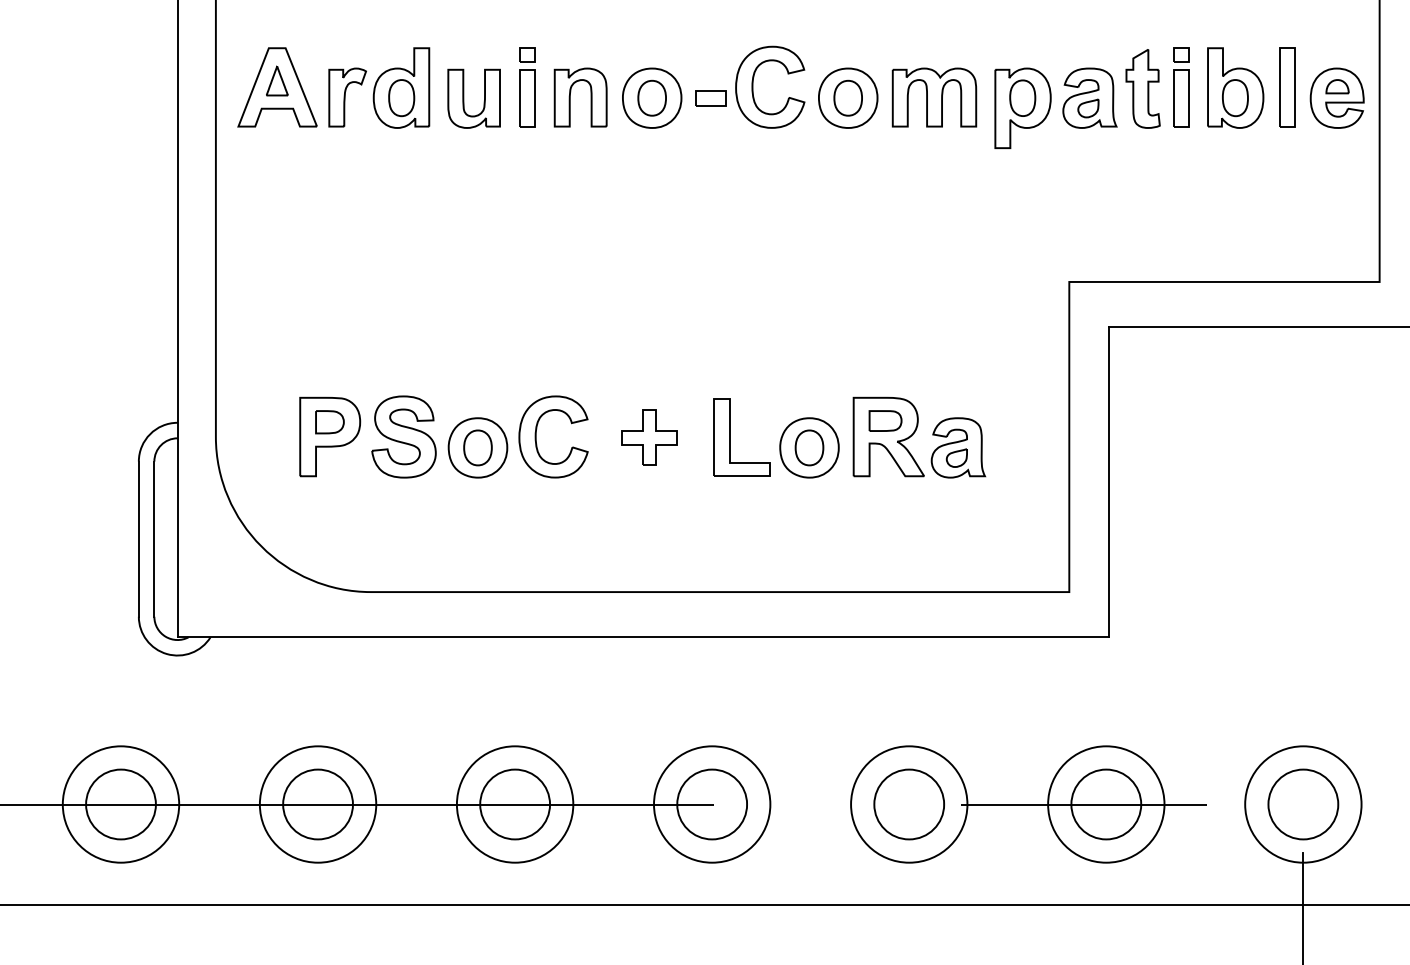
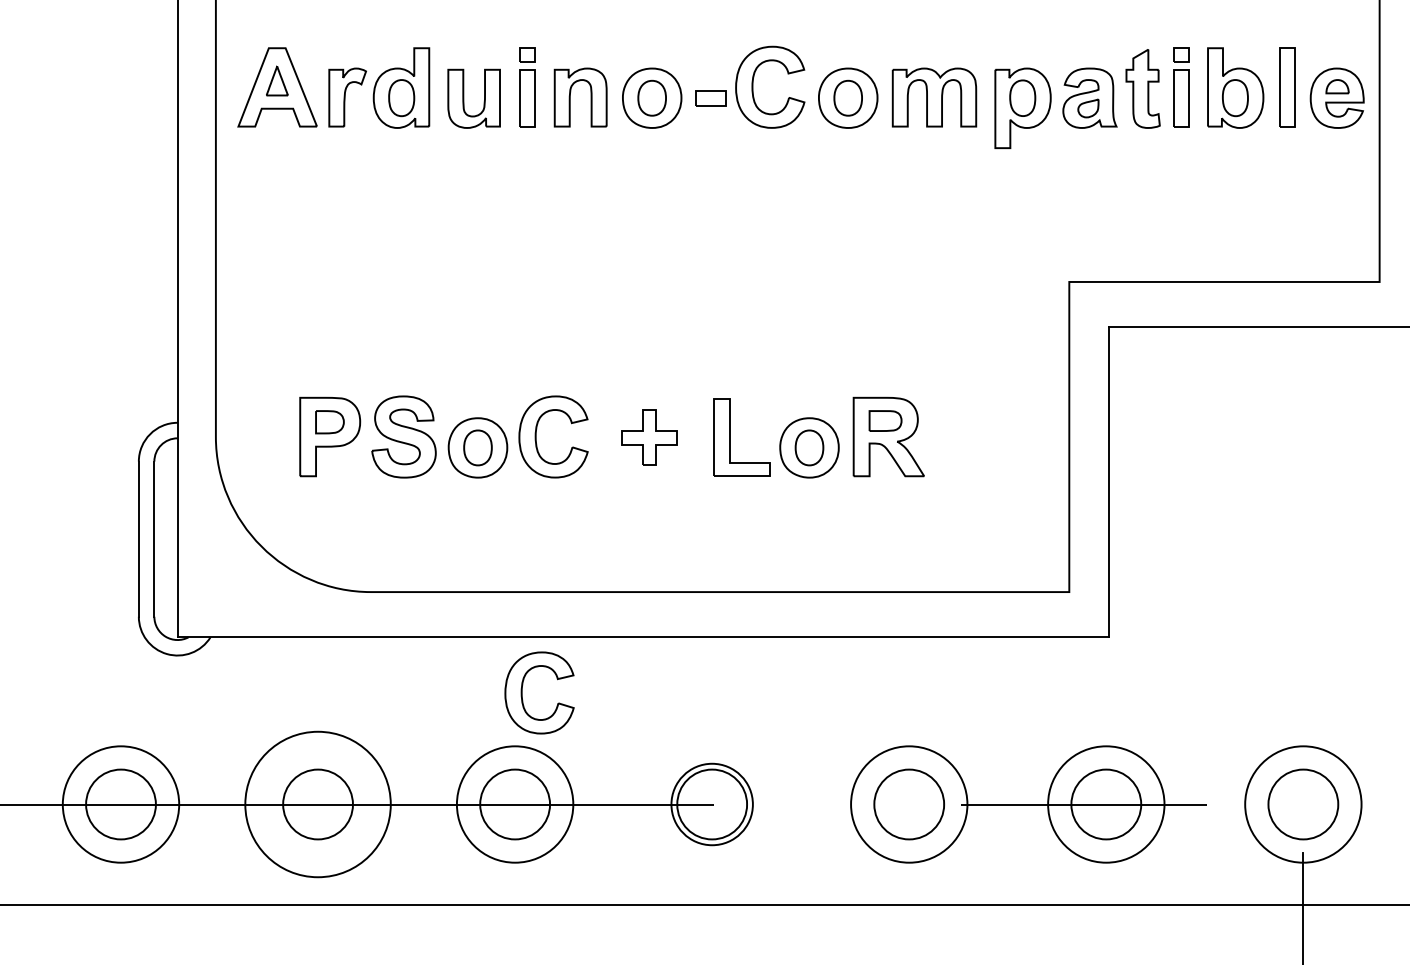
part: present -> none (958, 447)
part: none -> present (522, 692)
circle diameter: 116 px -> 145 px (317, 804)
circle diameter: 116 px -> 81 px (711, 804)
